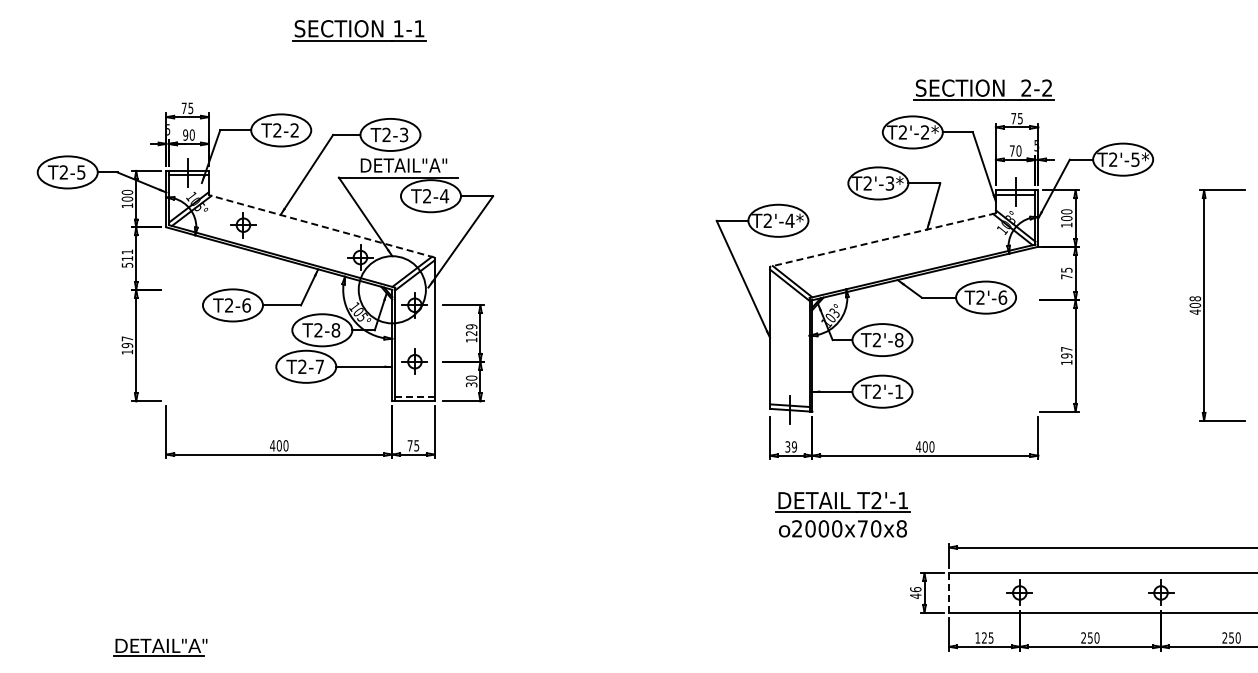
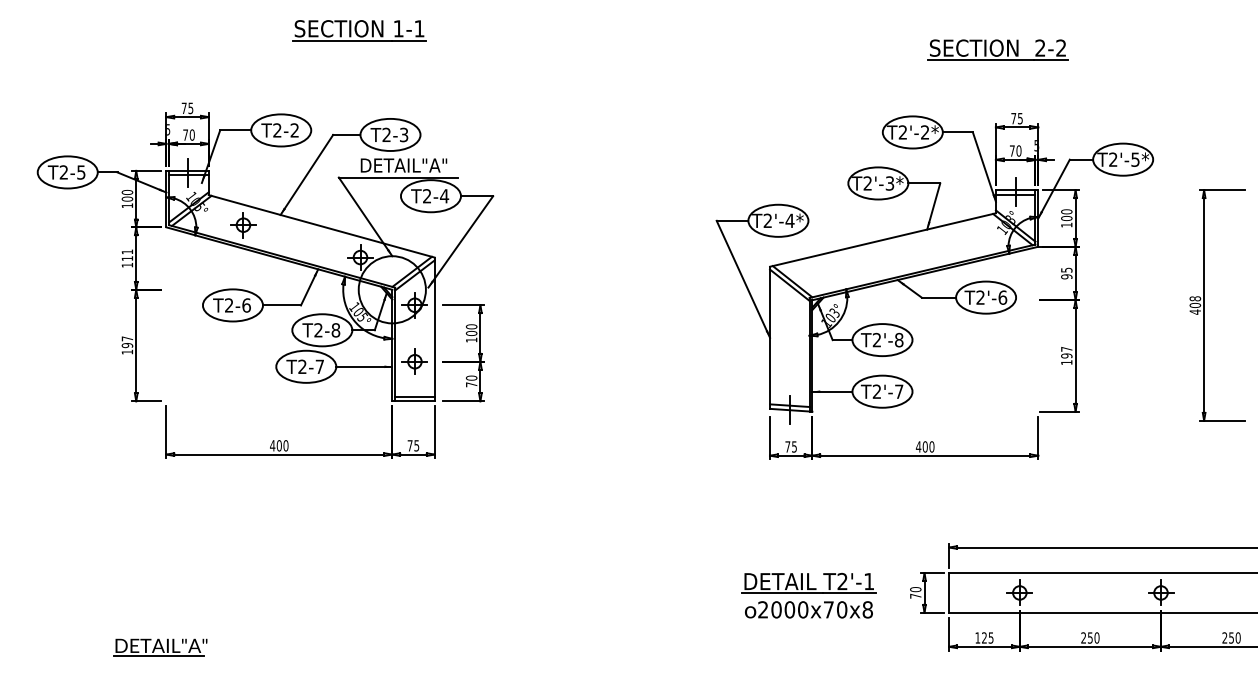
part position: (983, 89) -> (997, 49) (997, 49)
text: 90 -> 70 (185, 134)
line: dashed -> solid (321, 226)
line: dashed -> solid (882, 240)
text: 511 -> 111 (127, 264)
text: 75 -> 95 (1066, 276)
text: 129 -> 100 (471, 330)
text: 30 -> 70 (471, 384)
text: T2'-1 -> T2'-7 (899, 391)
line: dashed -> solid (414, 396)
text: 39 -> 75 (791, 446)
part position: (842, 514) -> (808, 595) (808, 595)
text: 46 -> 70 (915, 592)
line: dashed -> solid (949, 592)
